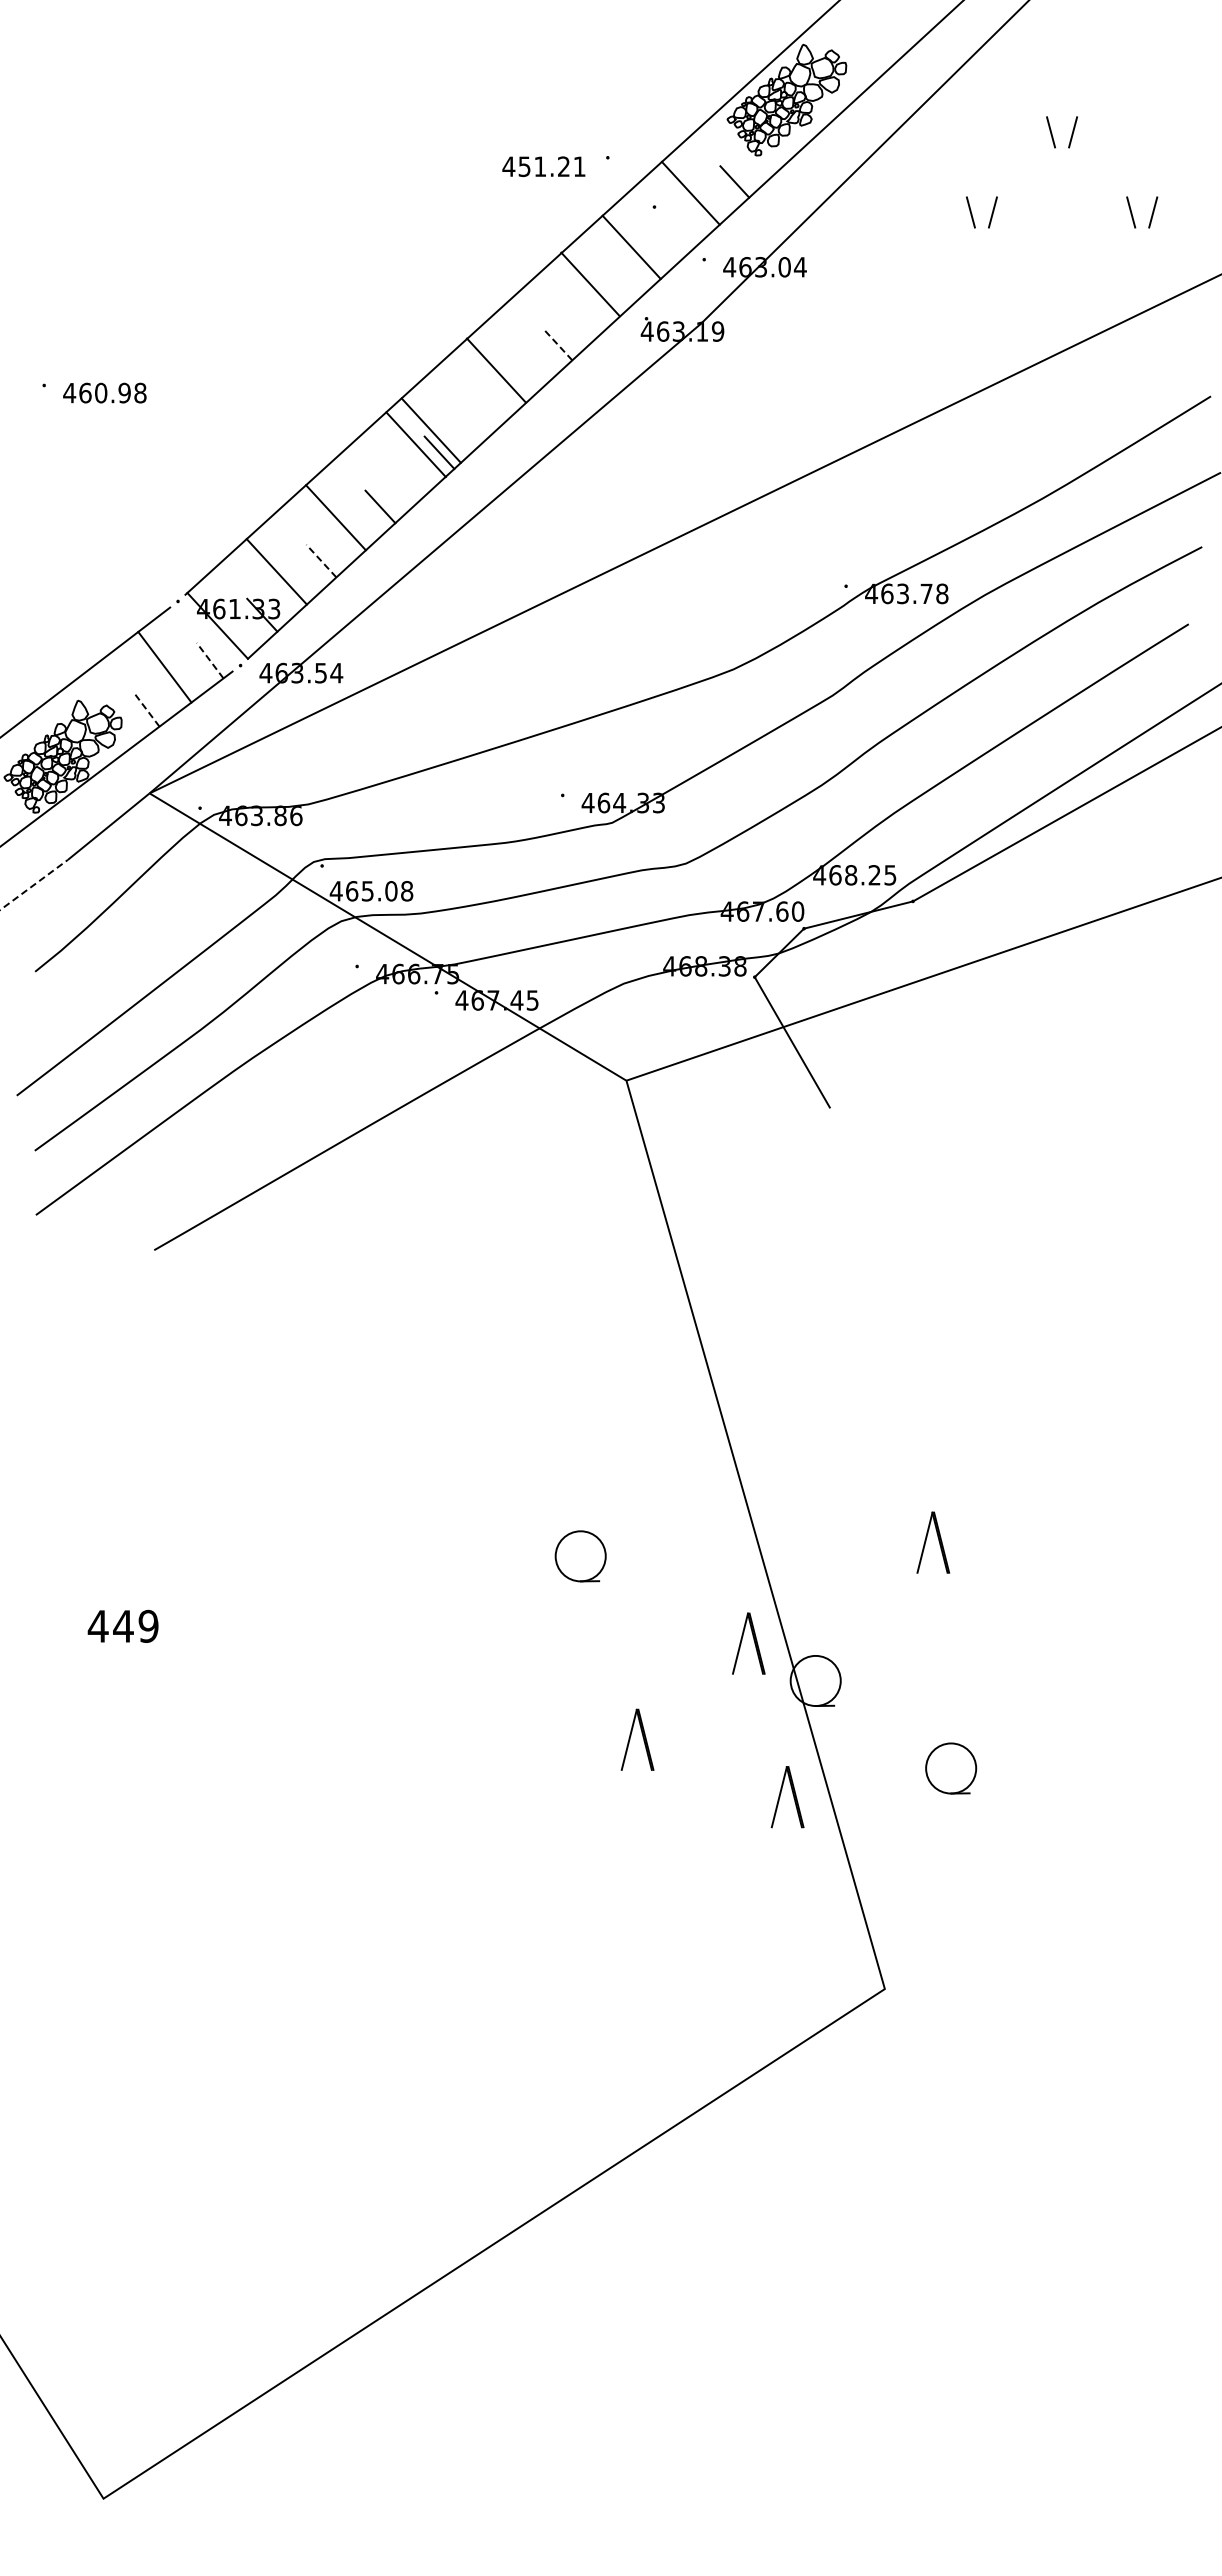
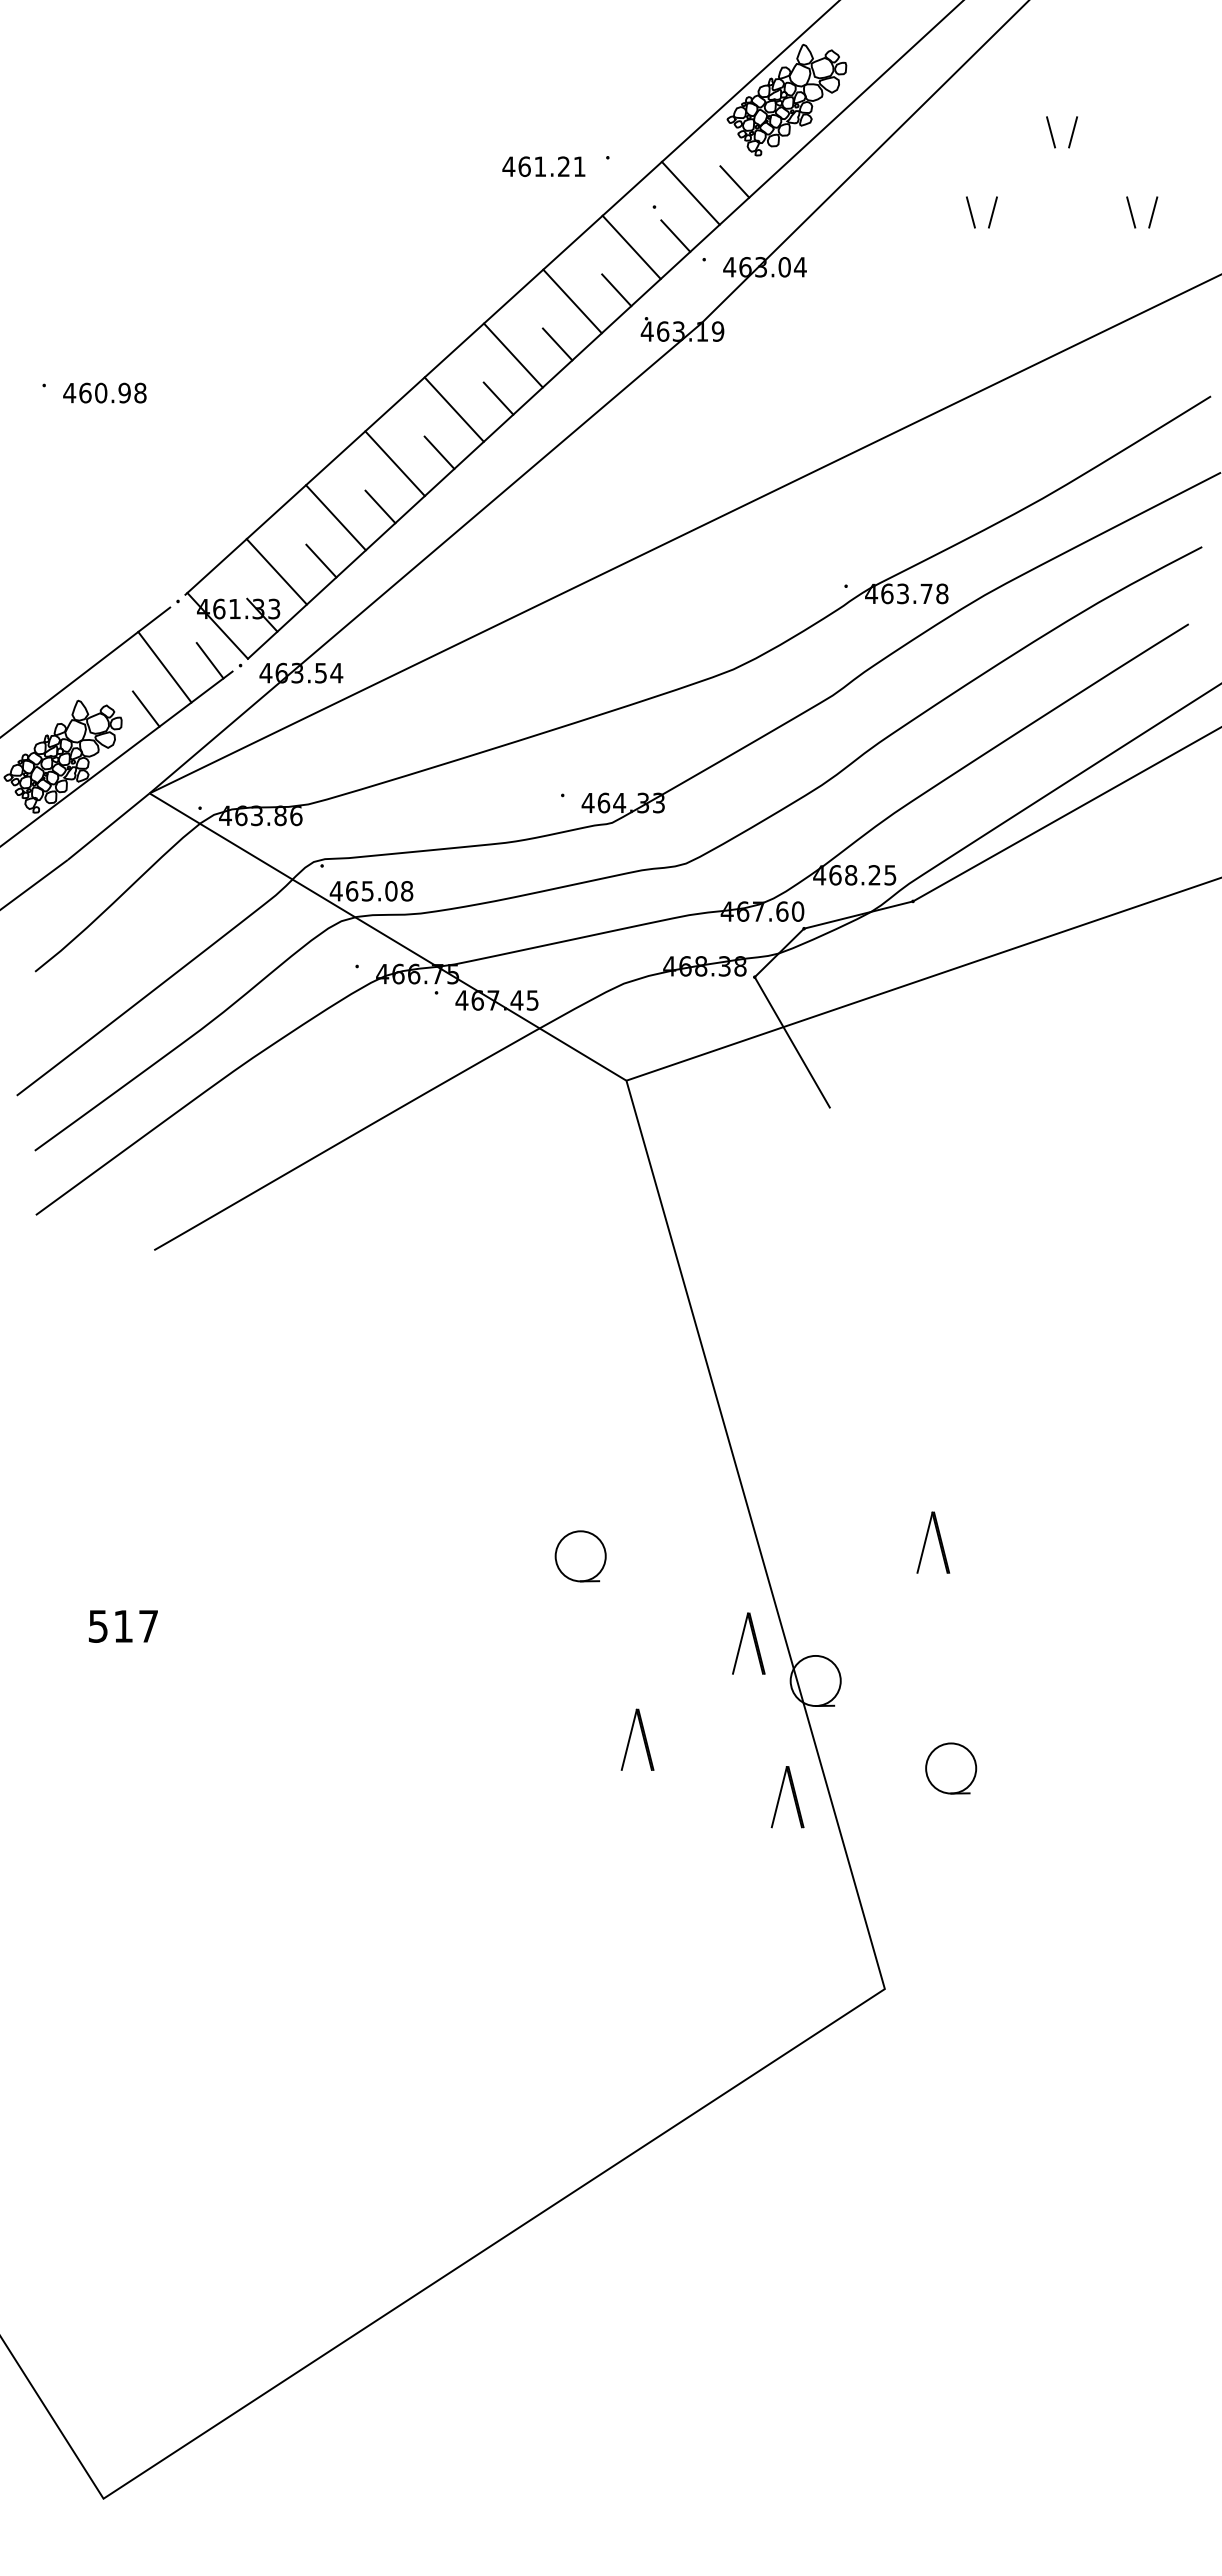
text: 451.21 -> 461.21 (524, 166)
line: none -> present (675, 235)
line position: (590, 284) -> (572, 301) (572, 301)
line: none -> present (616, 290)
line: dashed -> solid (557, 344)
line position: (496, 370) -> (513, 355) (513, 355)
line: none -> present (498, 398)
line position: (430, 430) -> (453, 409) (453, 409)
line position: (415, 444) -> (394, 463) (394, 463)
line: dashed -> solid (321, 560)
line: dashed -> solid (209, 660)
line: dashed -> solid (145, 708)
line: dashed -> solid (34, 884)
text: 449 -> 517 (122, 1625)
